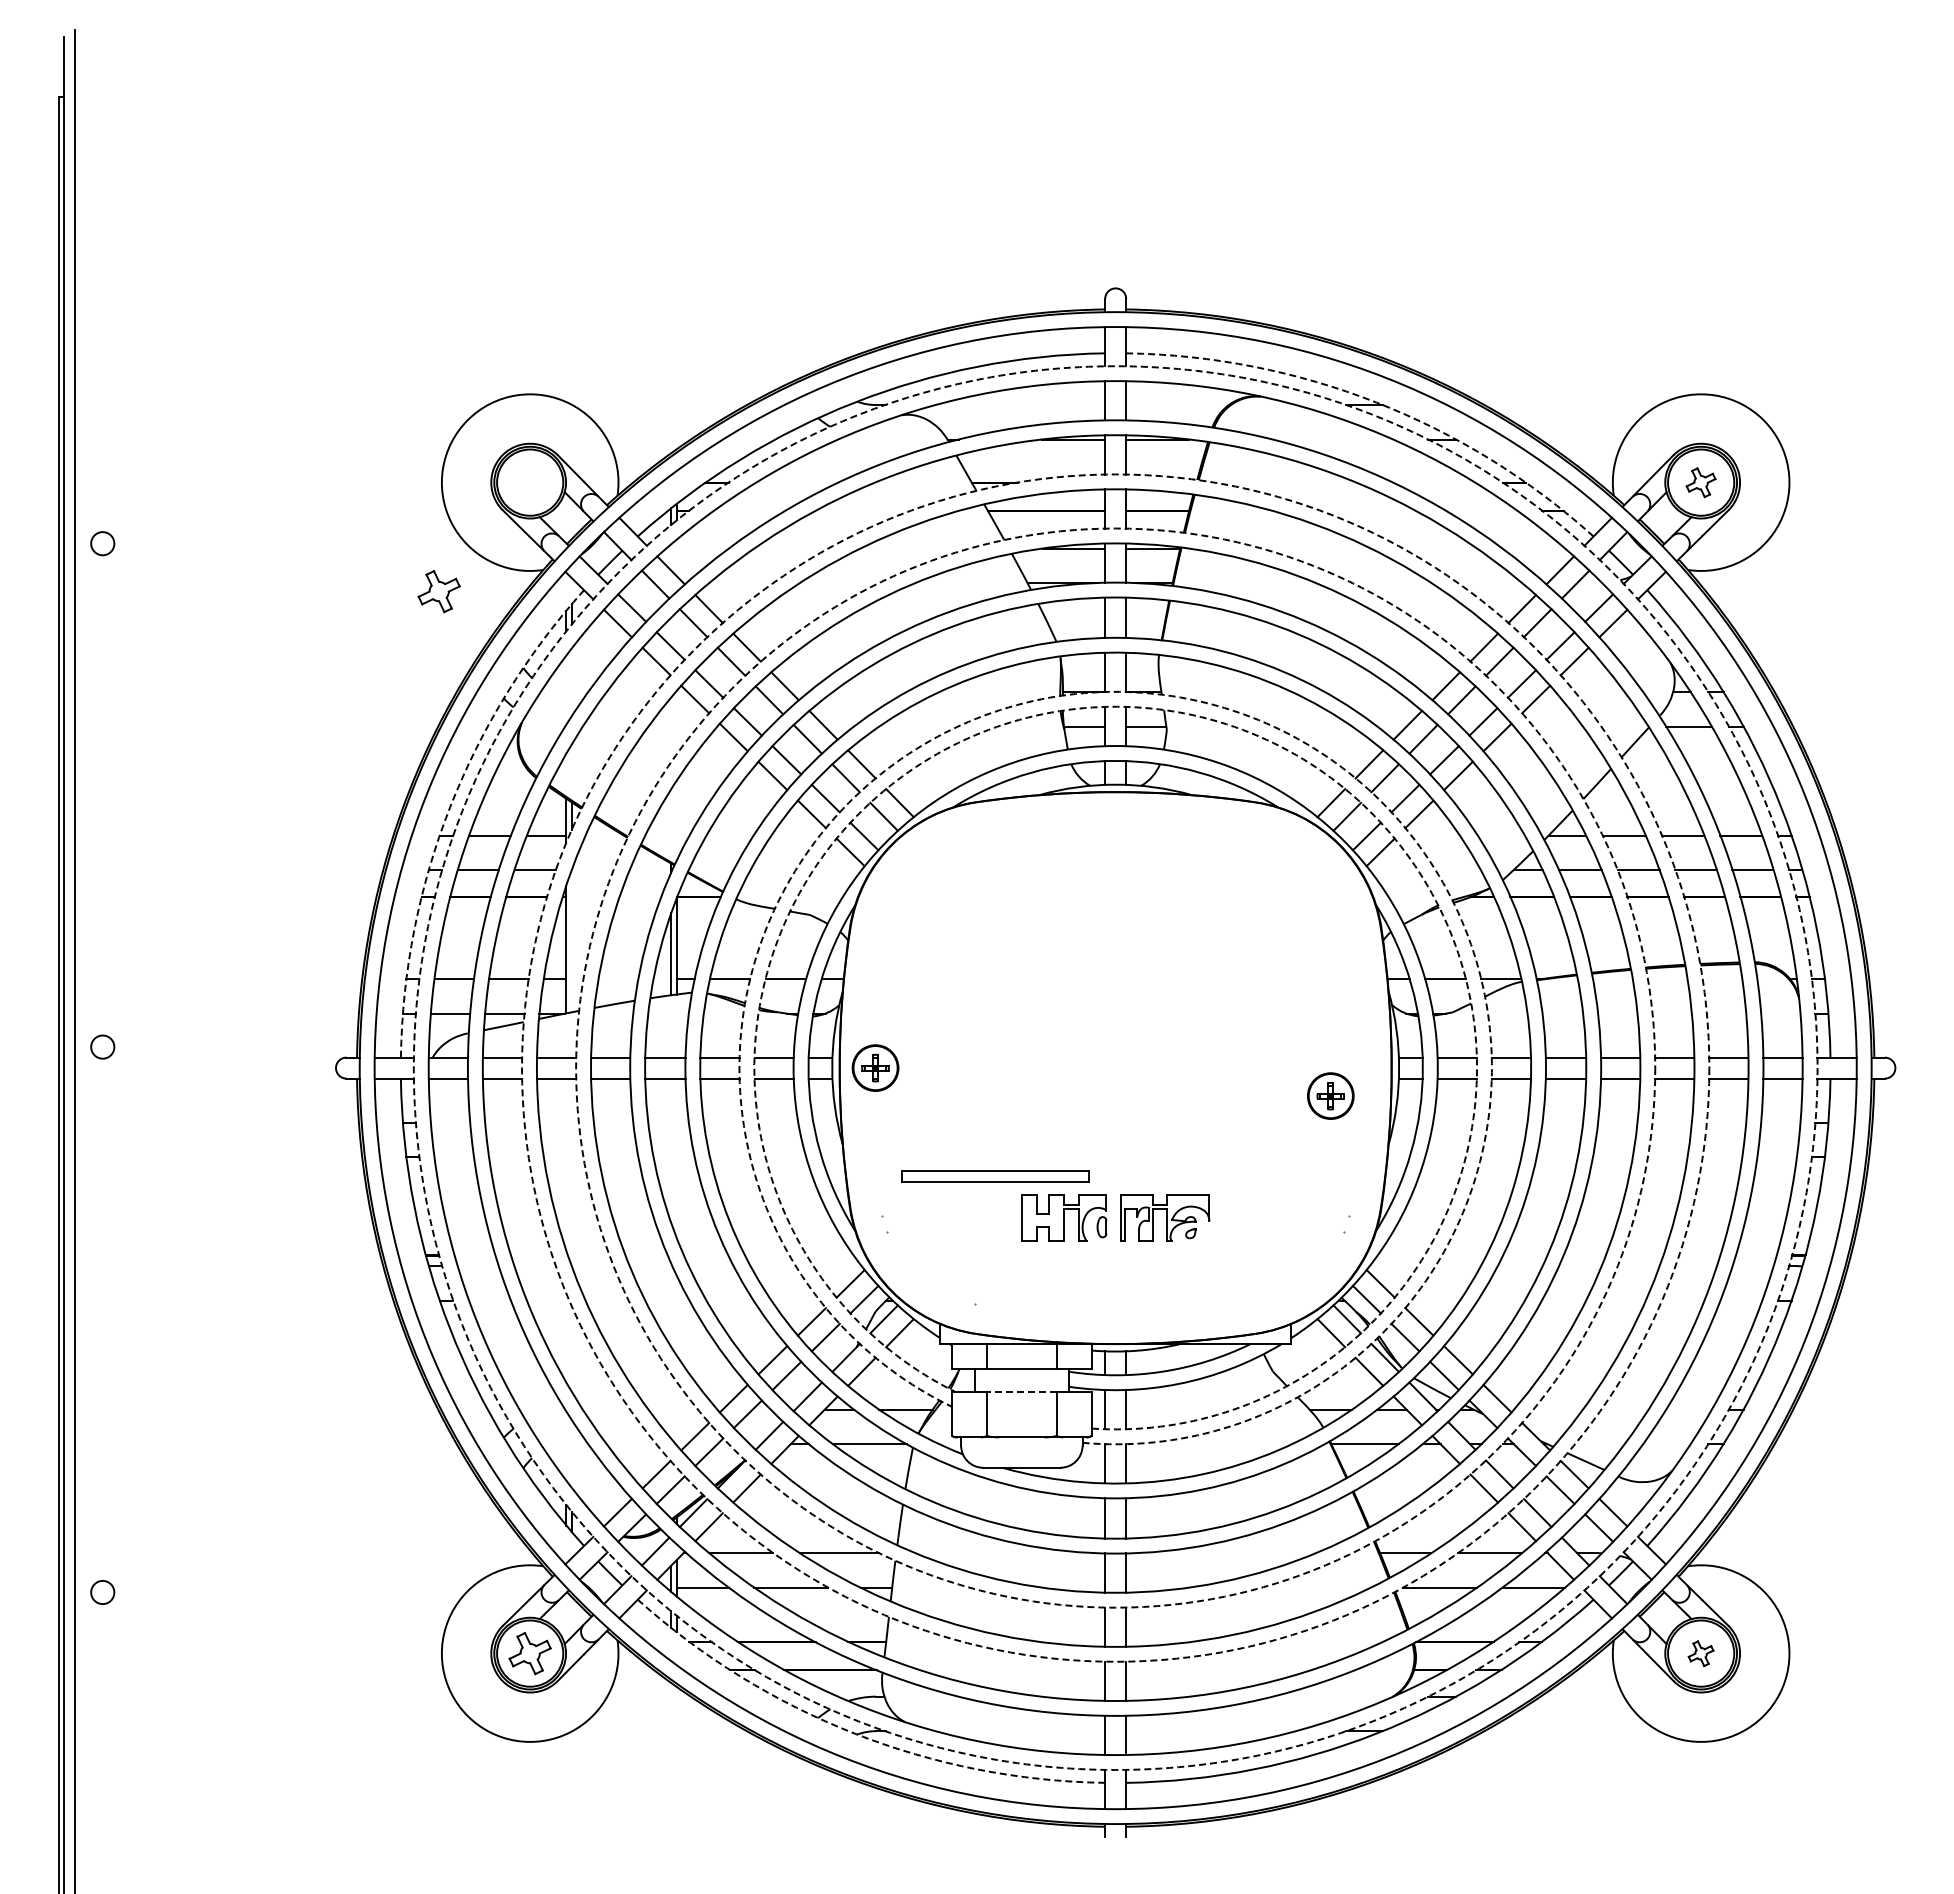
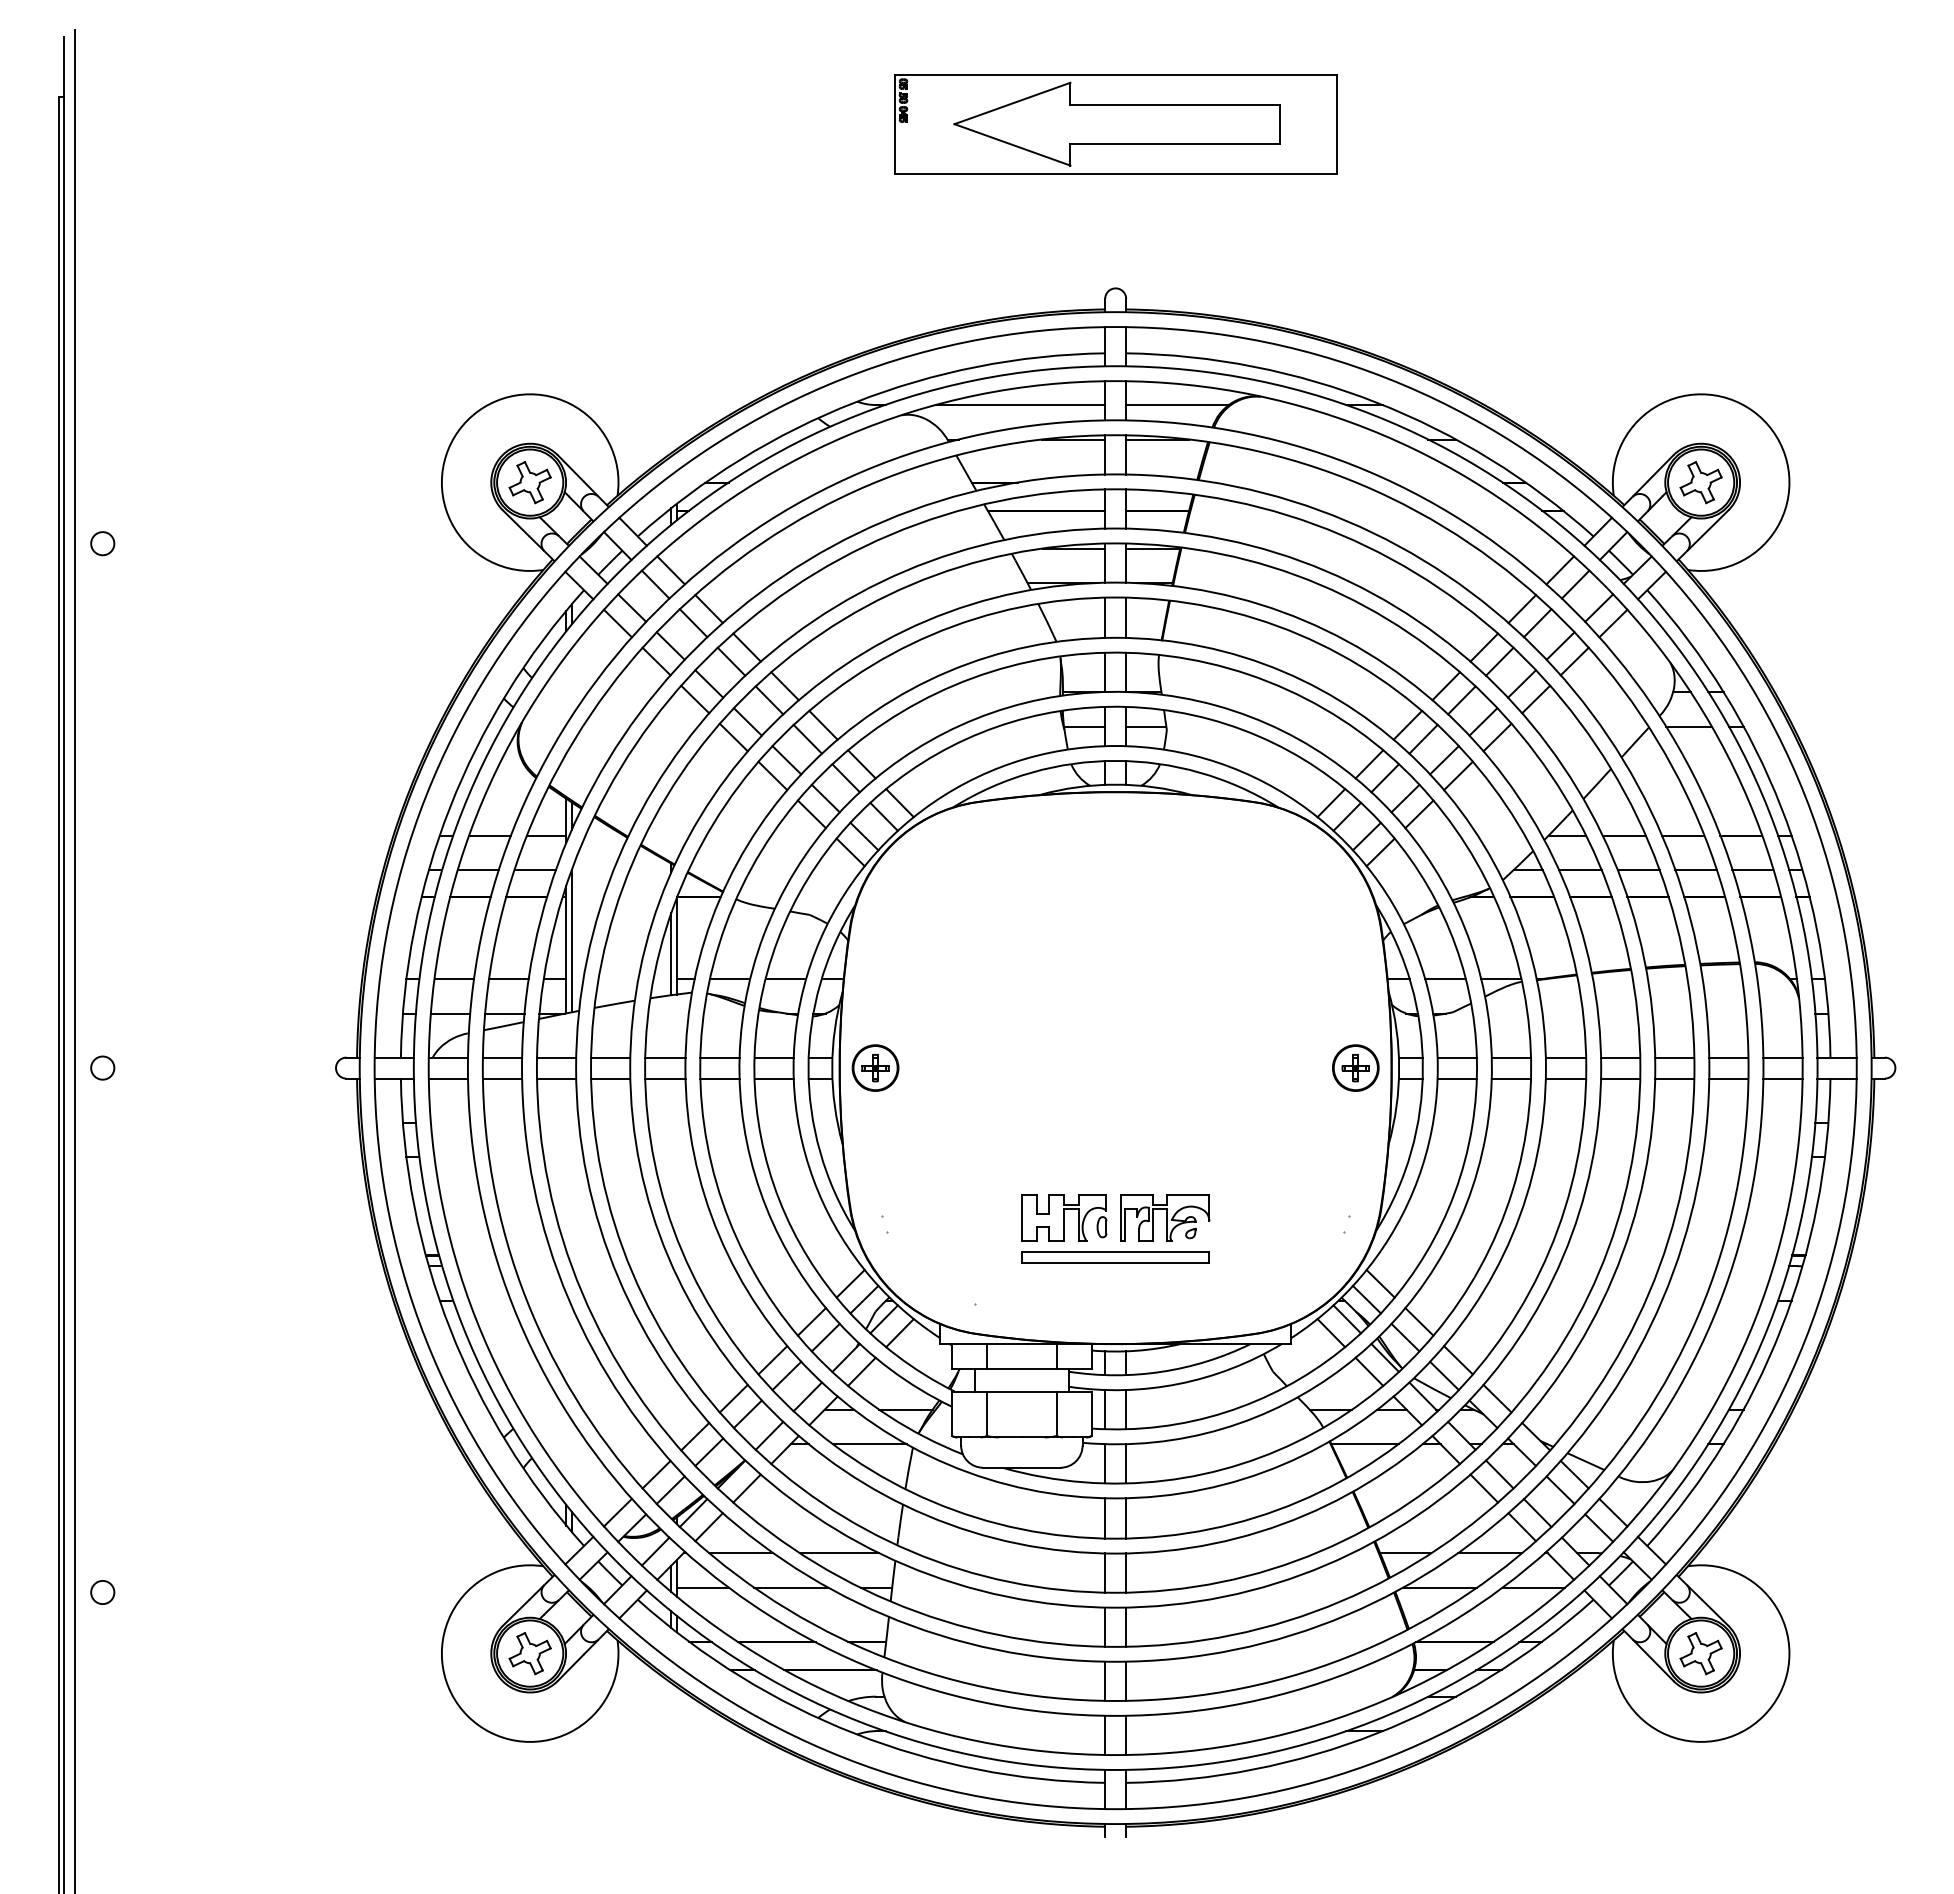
part: none -> present (1115, 124)
arc: dashed -> solid (1376, 402)
line: none -> present (1020, 405)
line: none -> present (1177, 405)
part size: 32x32 px -> 44x44 px (1700, 482)
part position: (438, 591) -> (529, 482) (529, 482)
arc: dashed -> solid (1215, 705)
arc: dashed -> solid (1209, 719)
arc: dashed -> solid (450, 807)
line: none -> present (571, 940)
circle position: (102, 1046) -> (102, 1067) (102, 1067)
circle: dashed -> solid (1115, 1067)
circle: dashed -> solid (1115, 1067)
circle: dashed -> solid (1115, 1067)
part position: (1330, 1095) -> (1355, 1067) (1355, 1067)
part position: (995, 1176) -> (1115, 1257) (1115, 1257)
line: dashed -> solid (1021, 1391)
part size: 28x28 px -> 44x44 px (1700, 1653)
arc: dashed -> solid (854, 1733)
